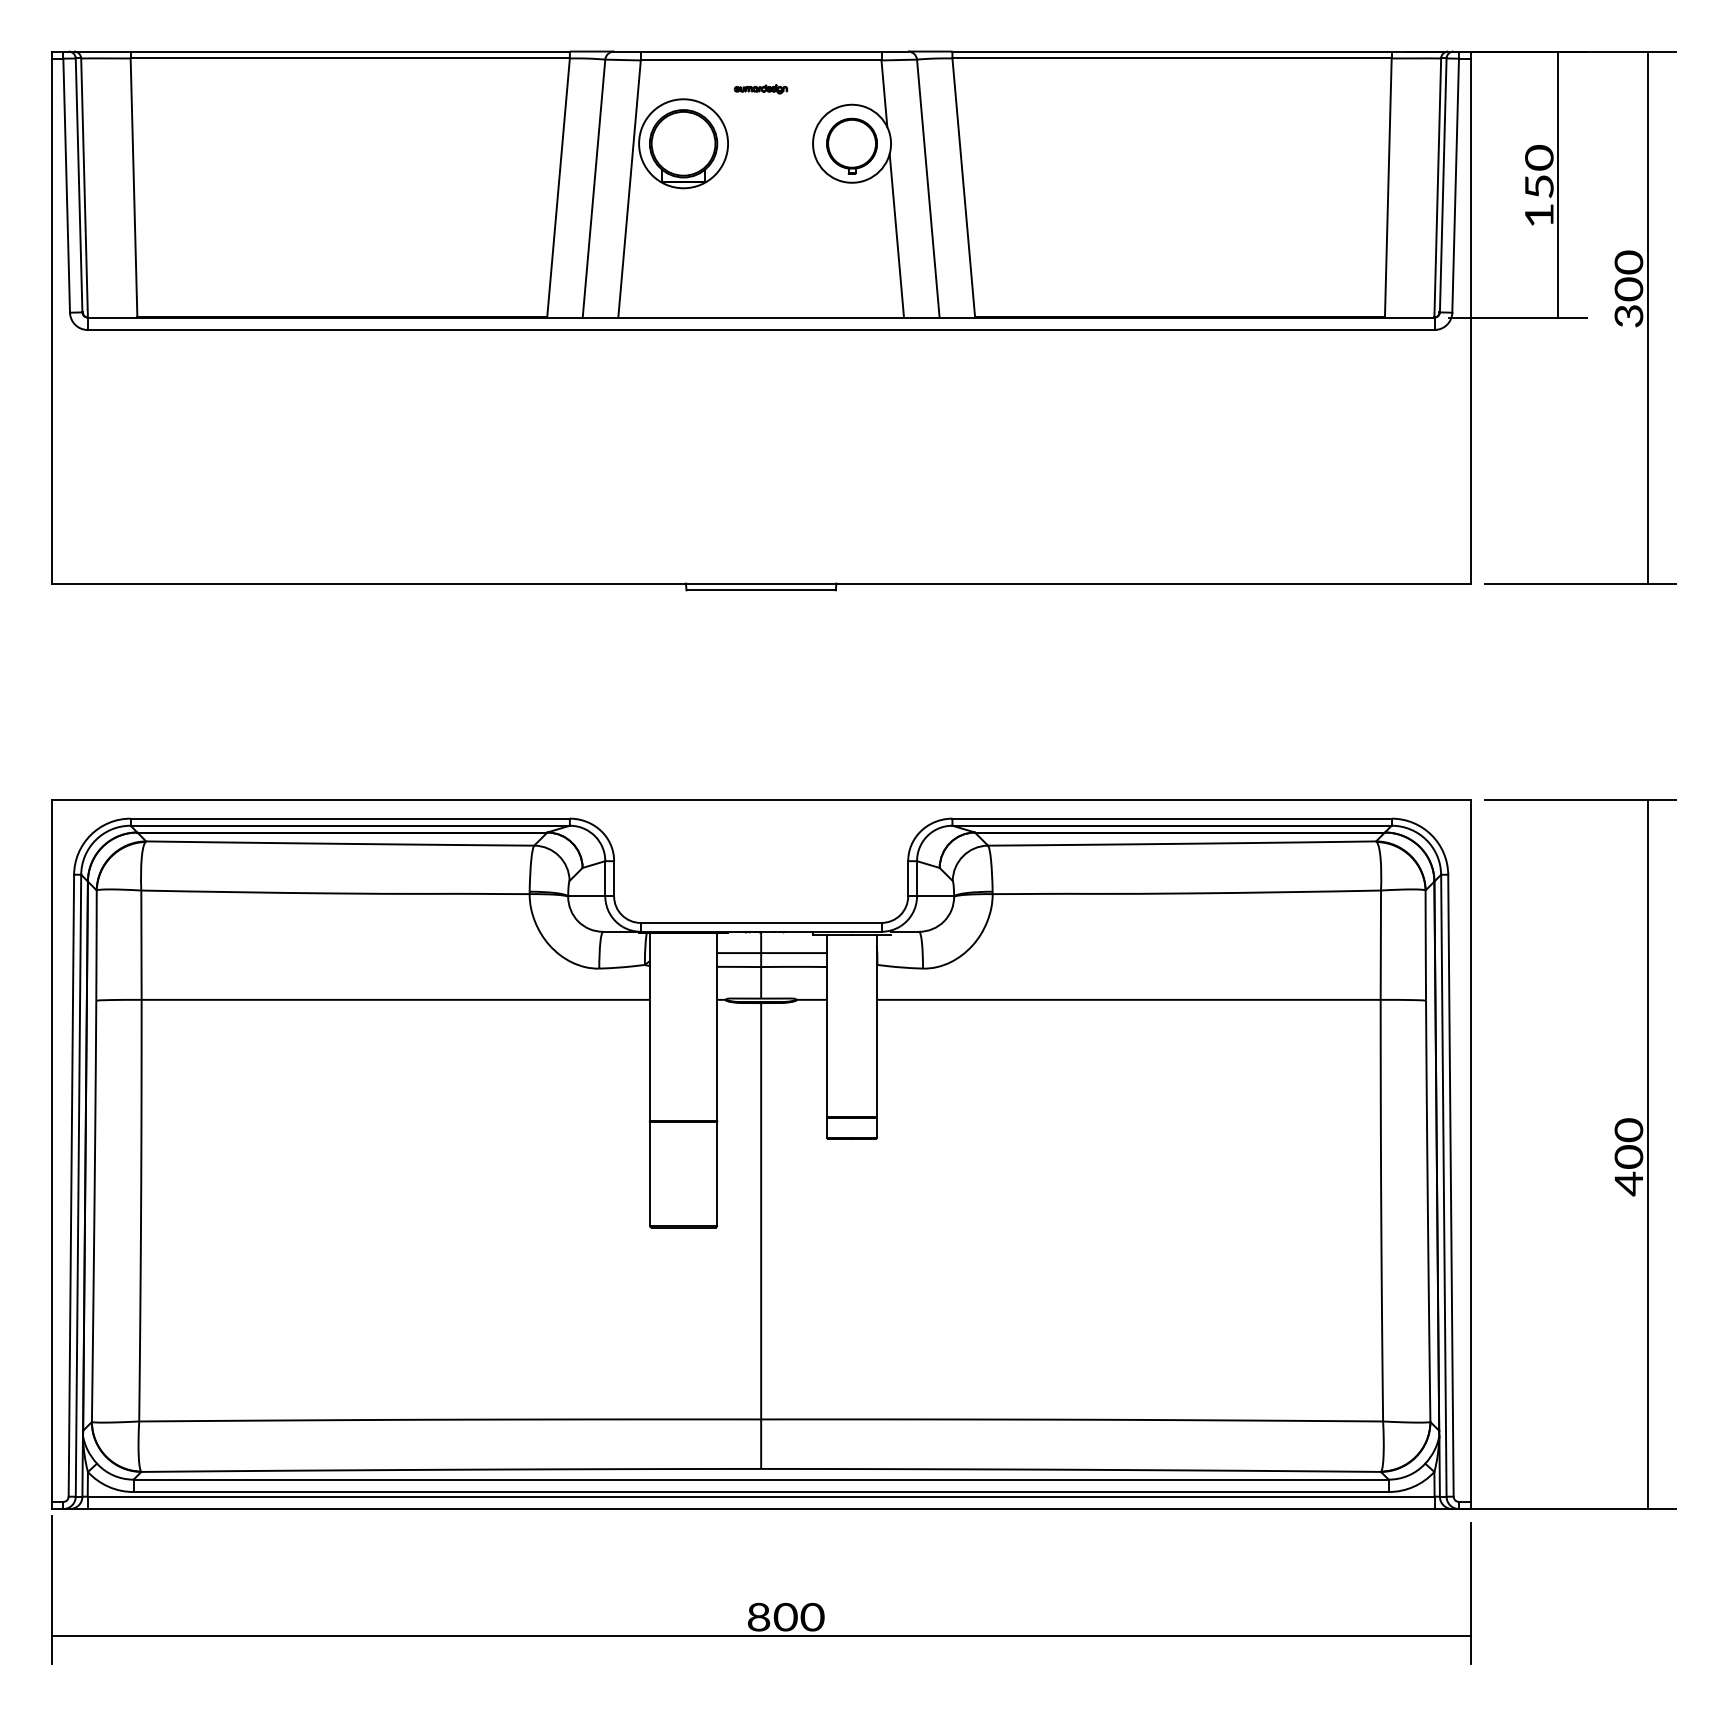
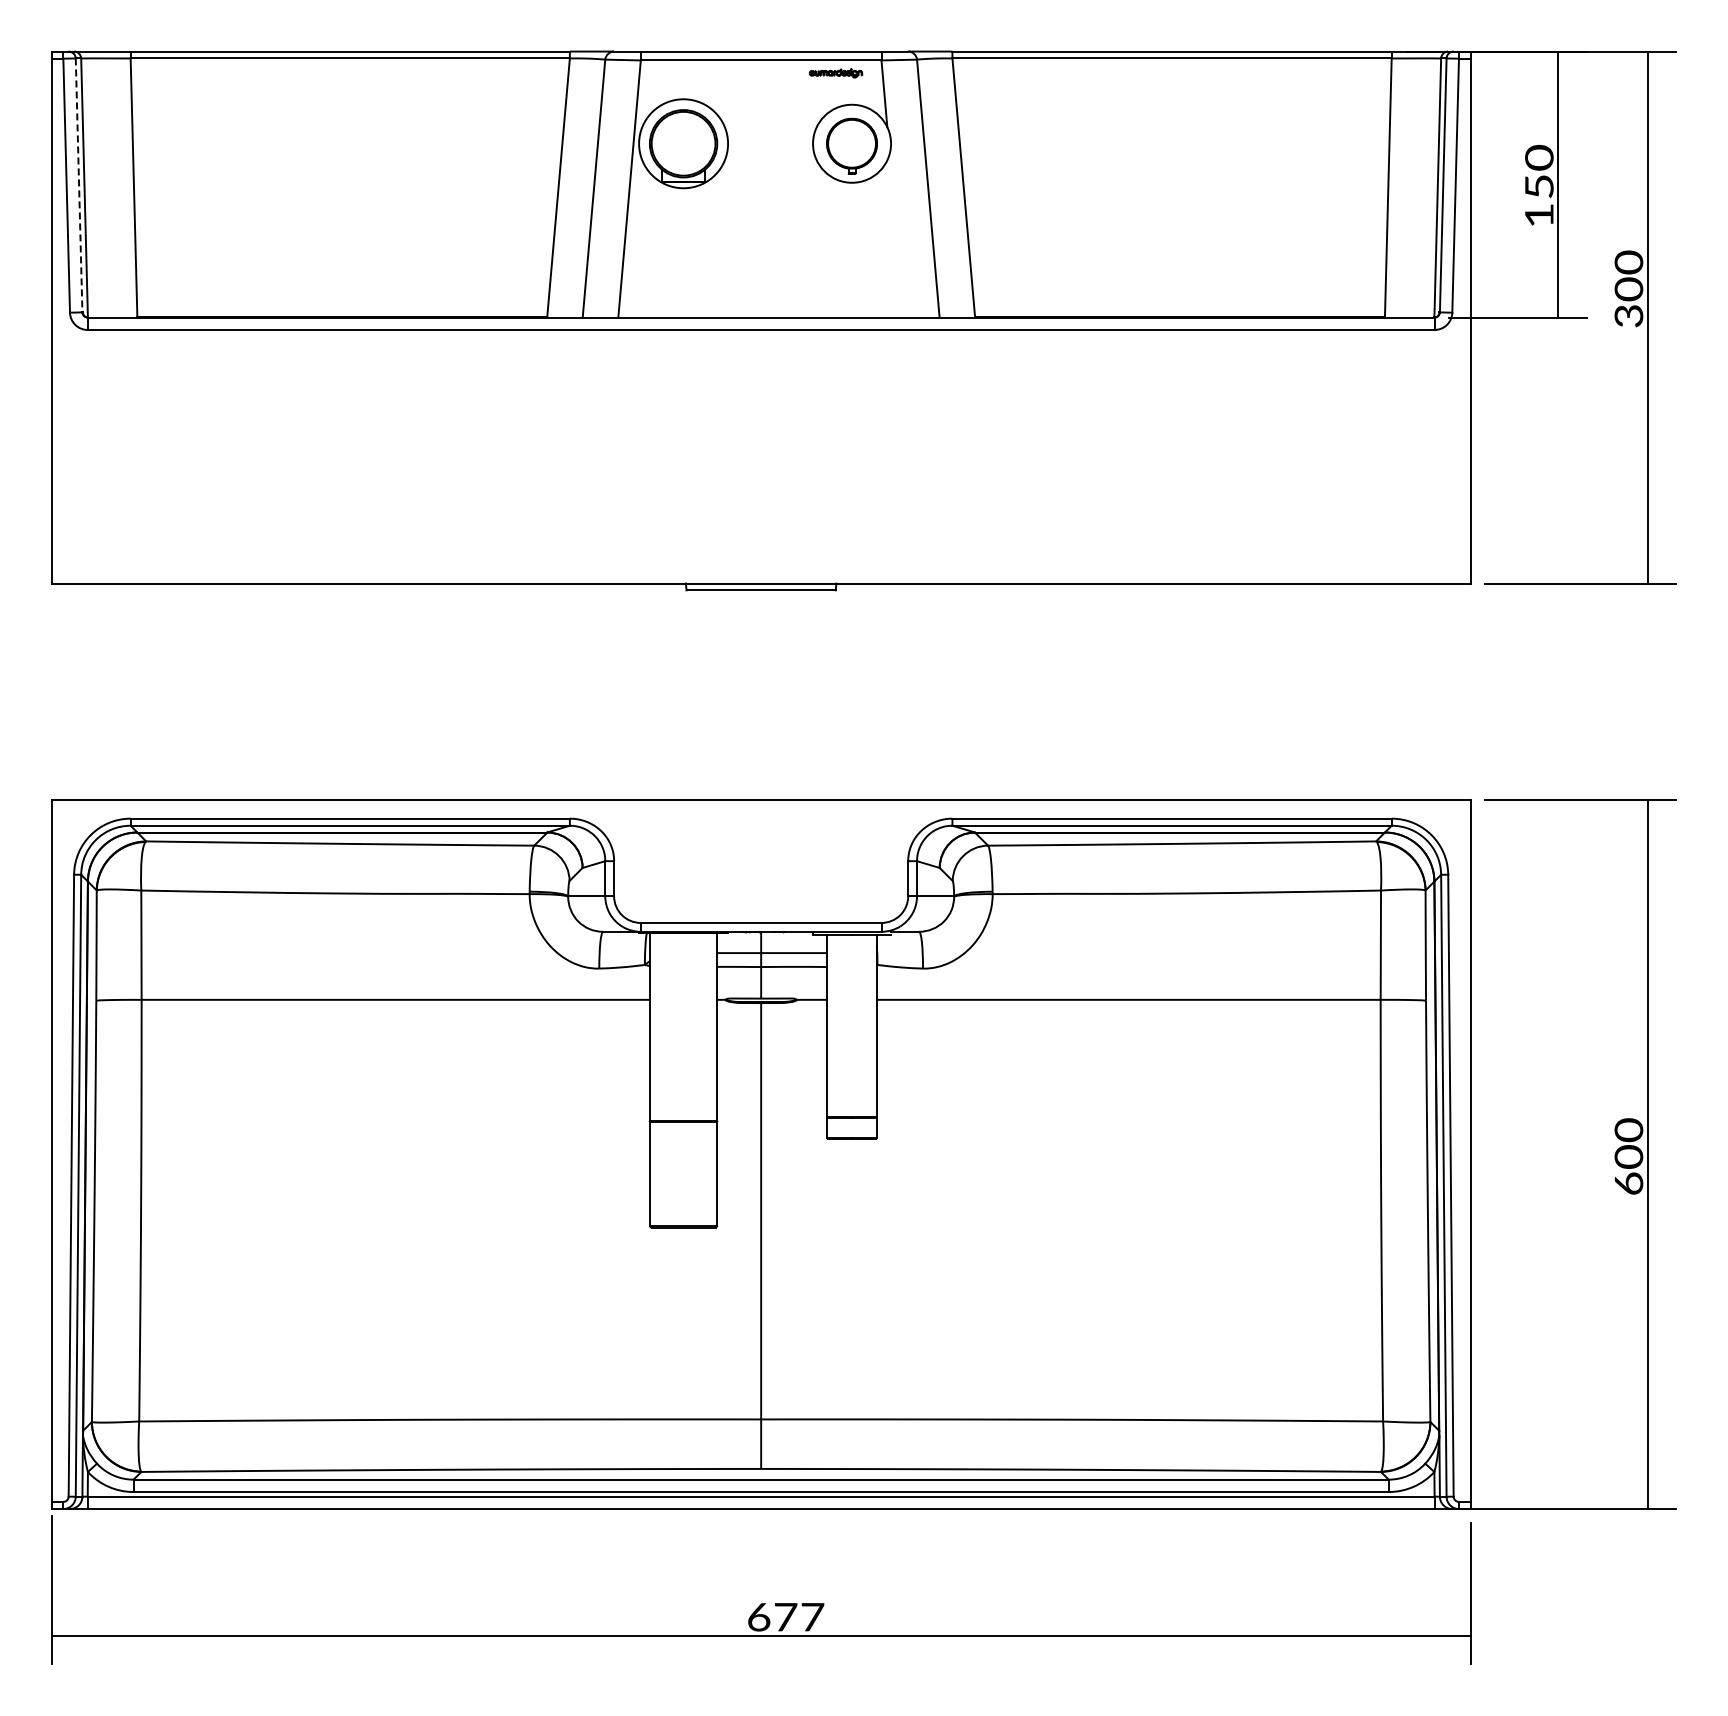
part position: (760, 89) -> (835, 73) (835, 73)
line: solid -> dashed (79, 185)
line: present -> none (896, 235)
text: 400 -> 600 (1629, 1183)
text: 800 -> 677 (785, 1616)
